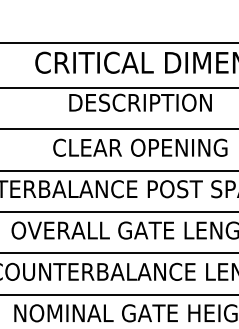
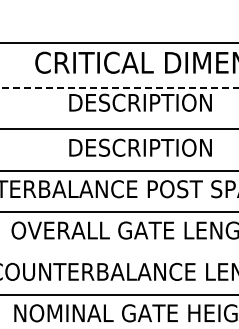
line: solid -> dashed (119, 88)
text: CLEAR OPENING -> DESCRIPTION (140, 147)
line: present -> none (118, 253)
